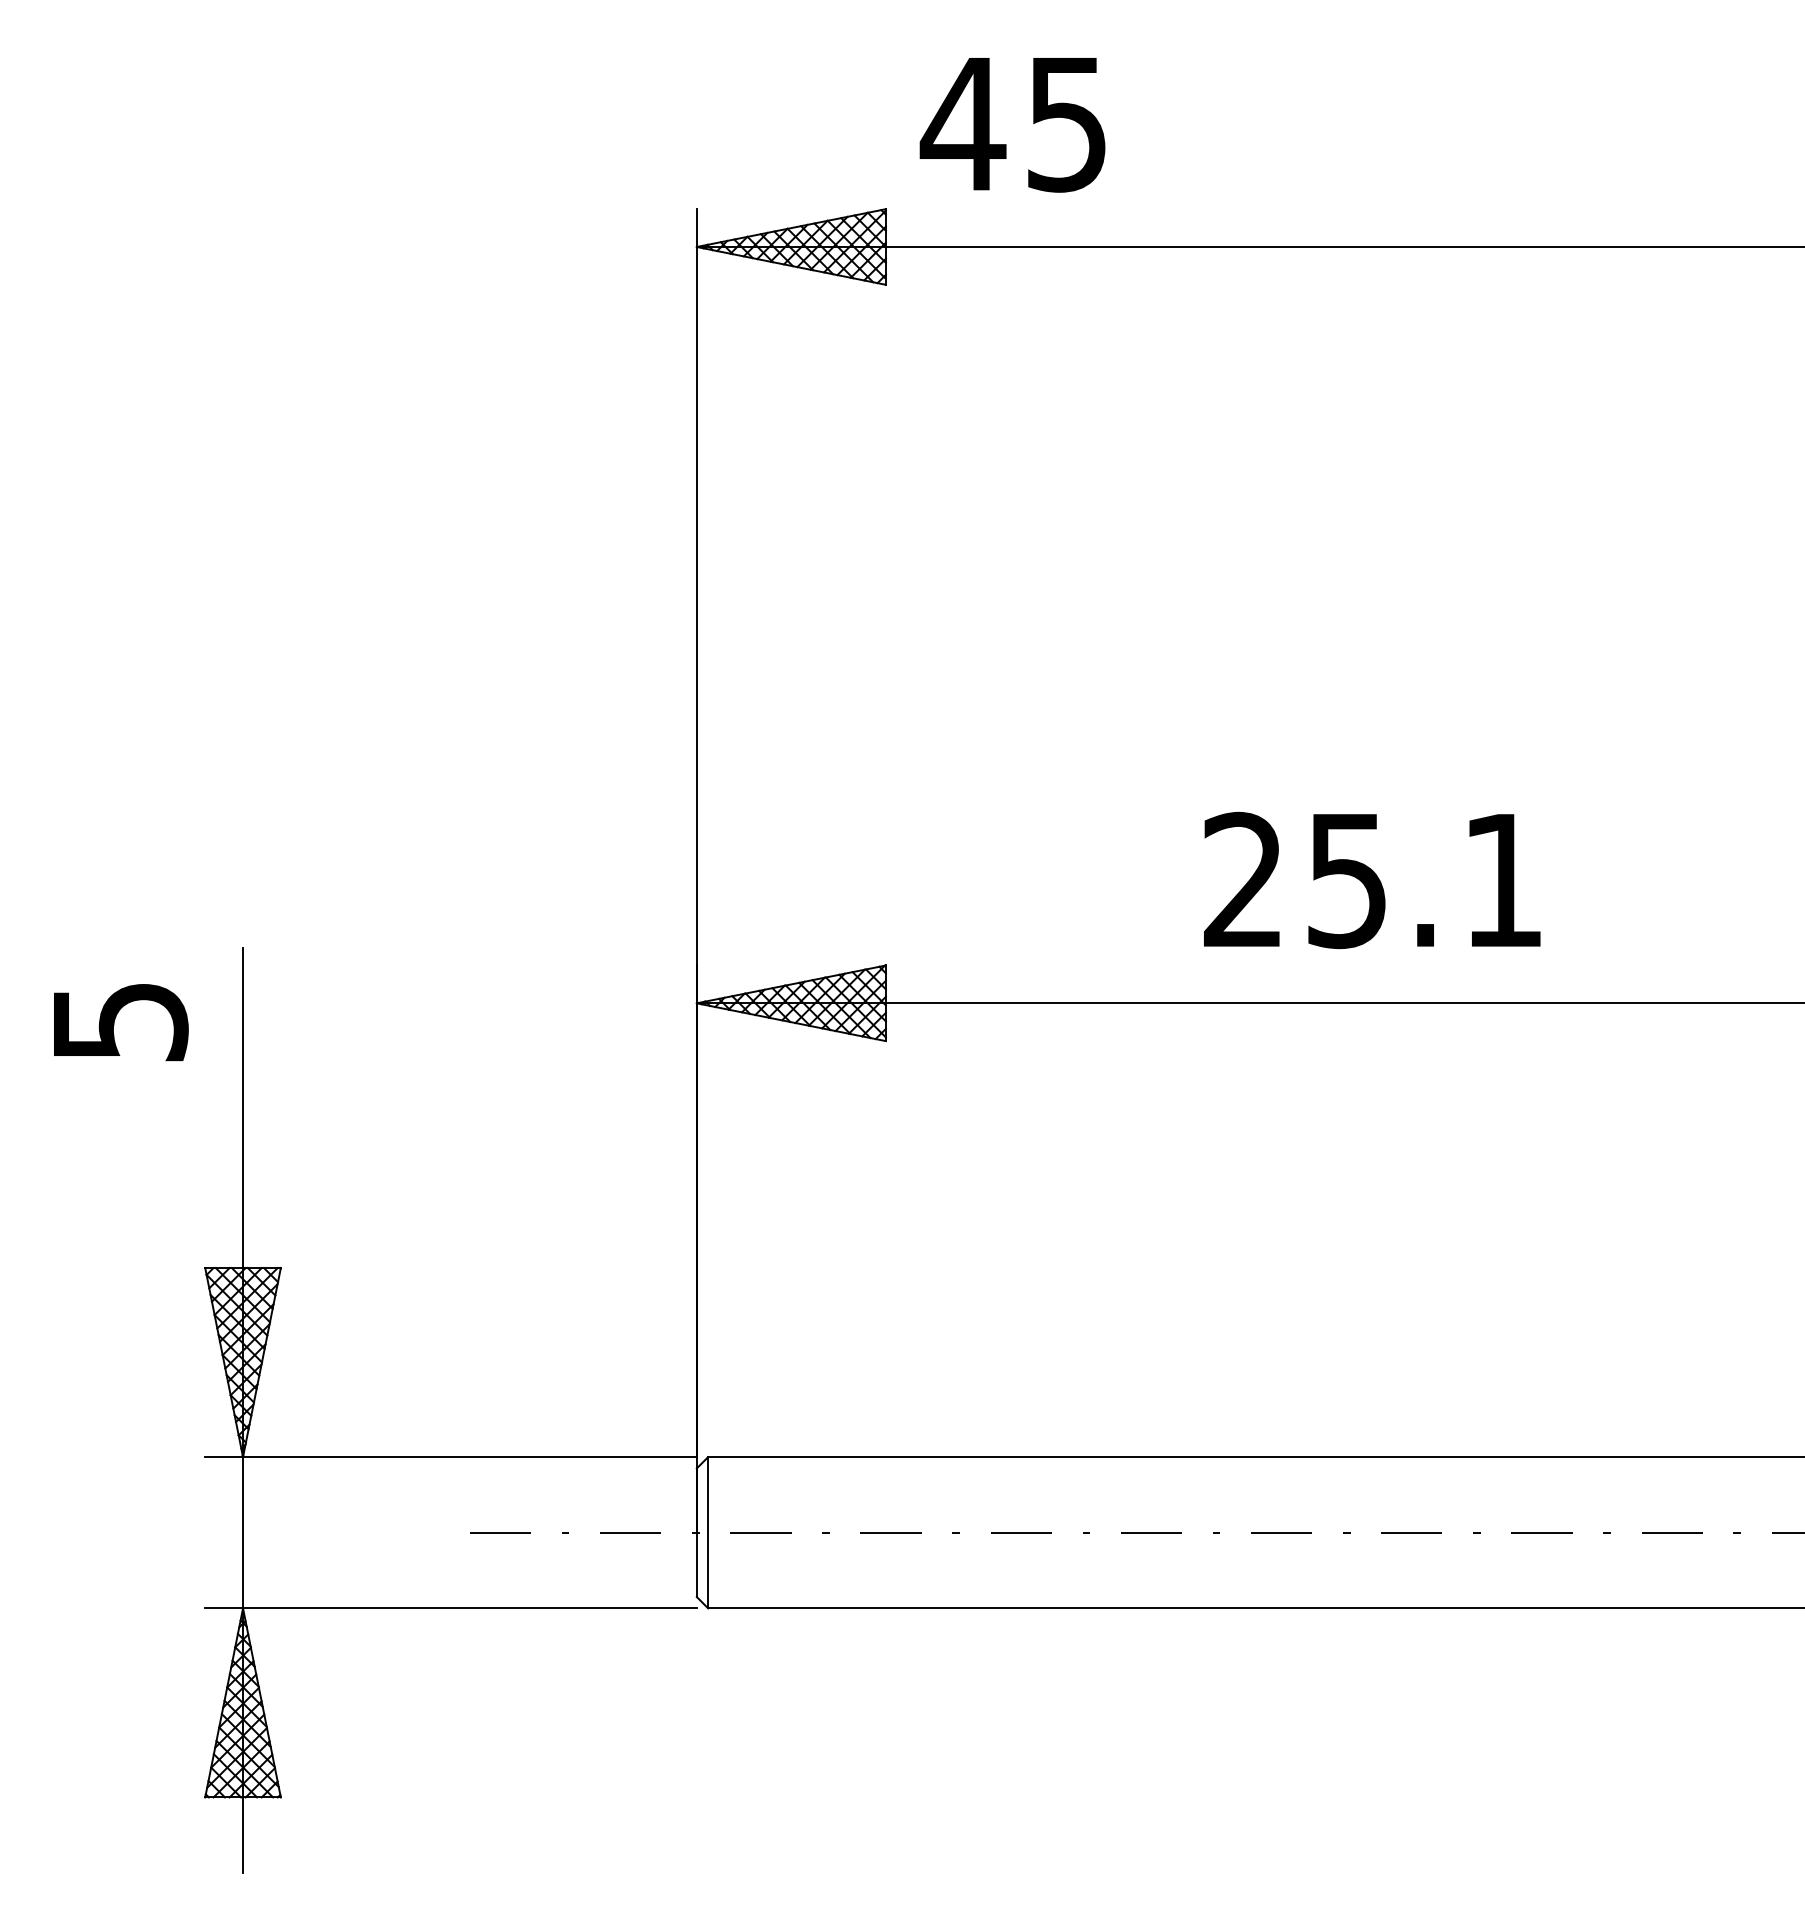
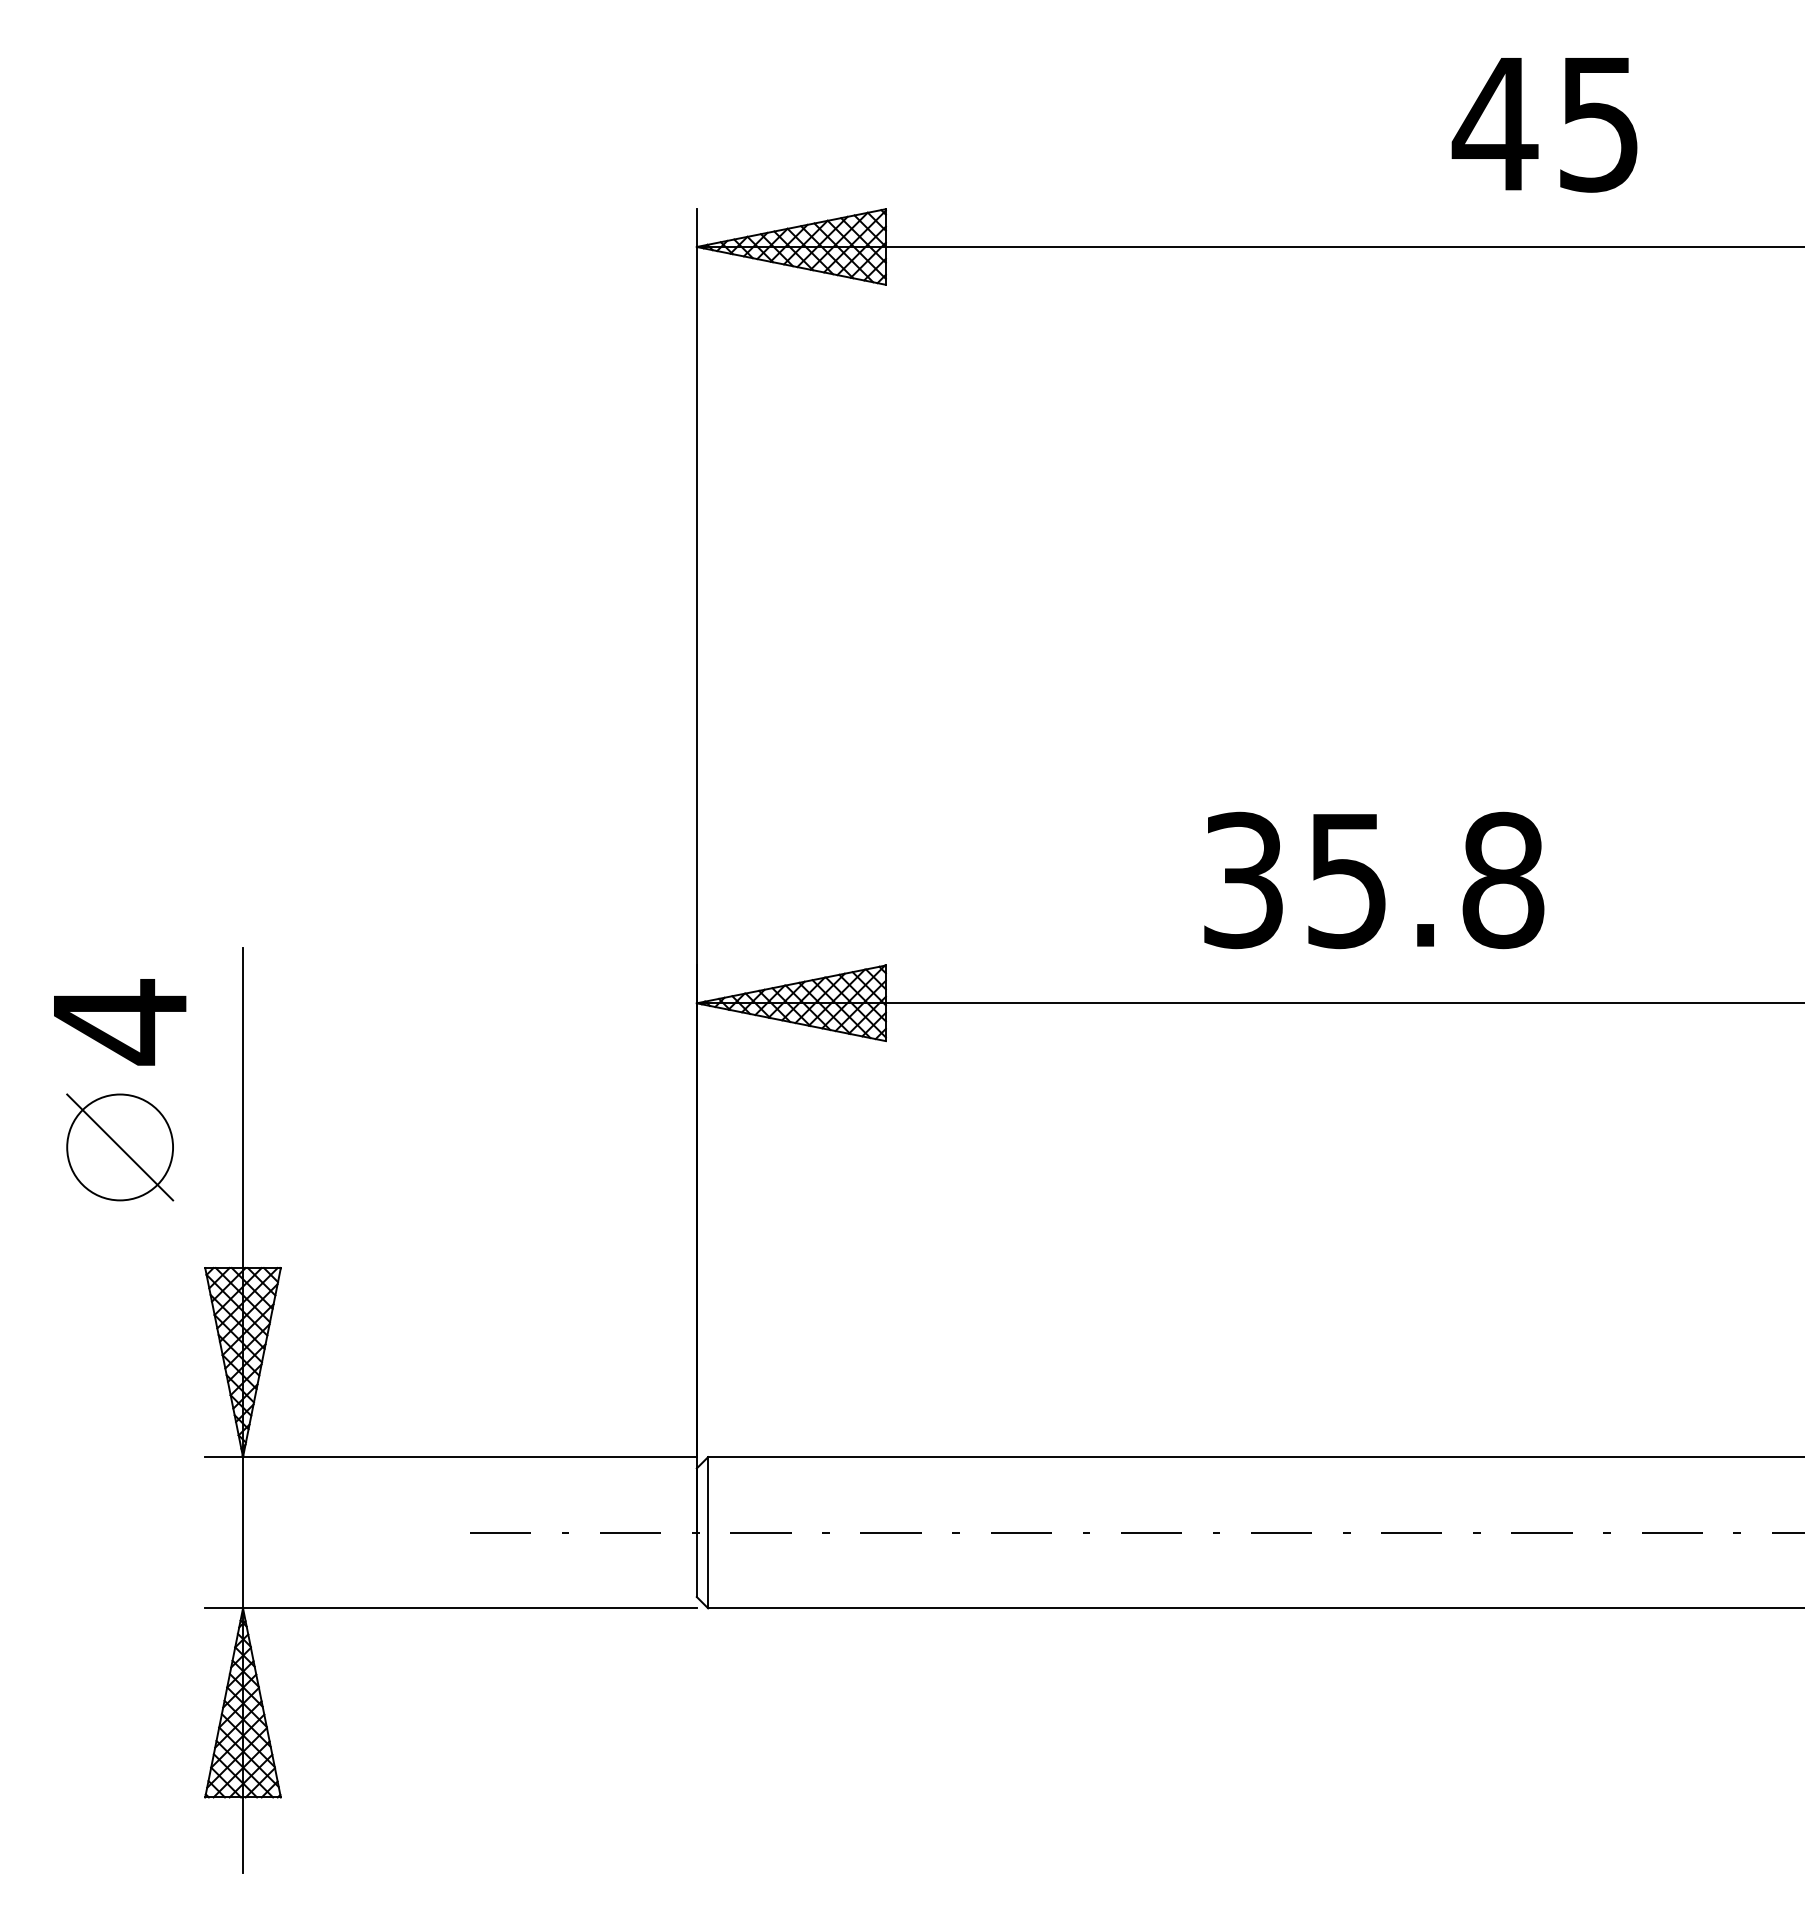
text position: (1012, 125) -> (1544, 125) (1544, 125)
text: 25.1 -> 35.8 (1374, 880)
text: 5 -> 4 (121, 1022)
part: none -> present (120, 1147)
